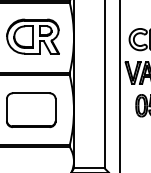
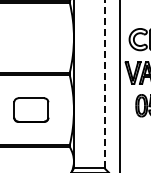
part: present -> none (32, 36)
line: solid -> dashed (104, 84)
part size: 51x36 px -> 37x26 px (31, 109)
